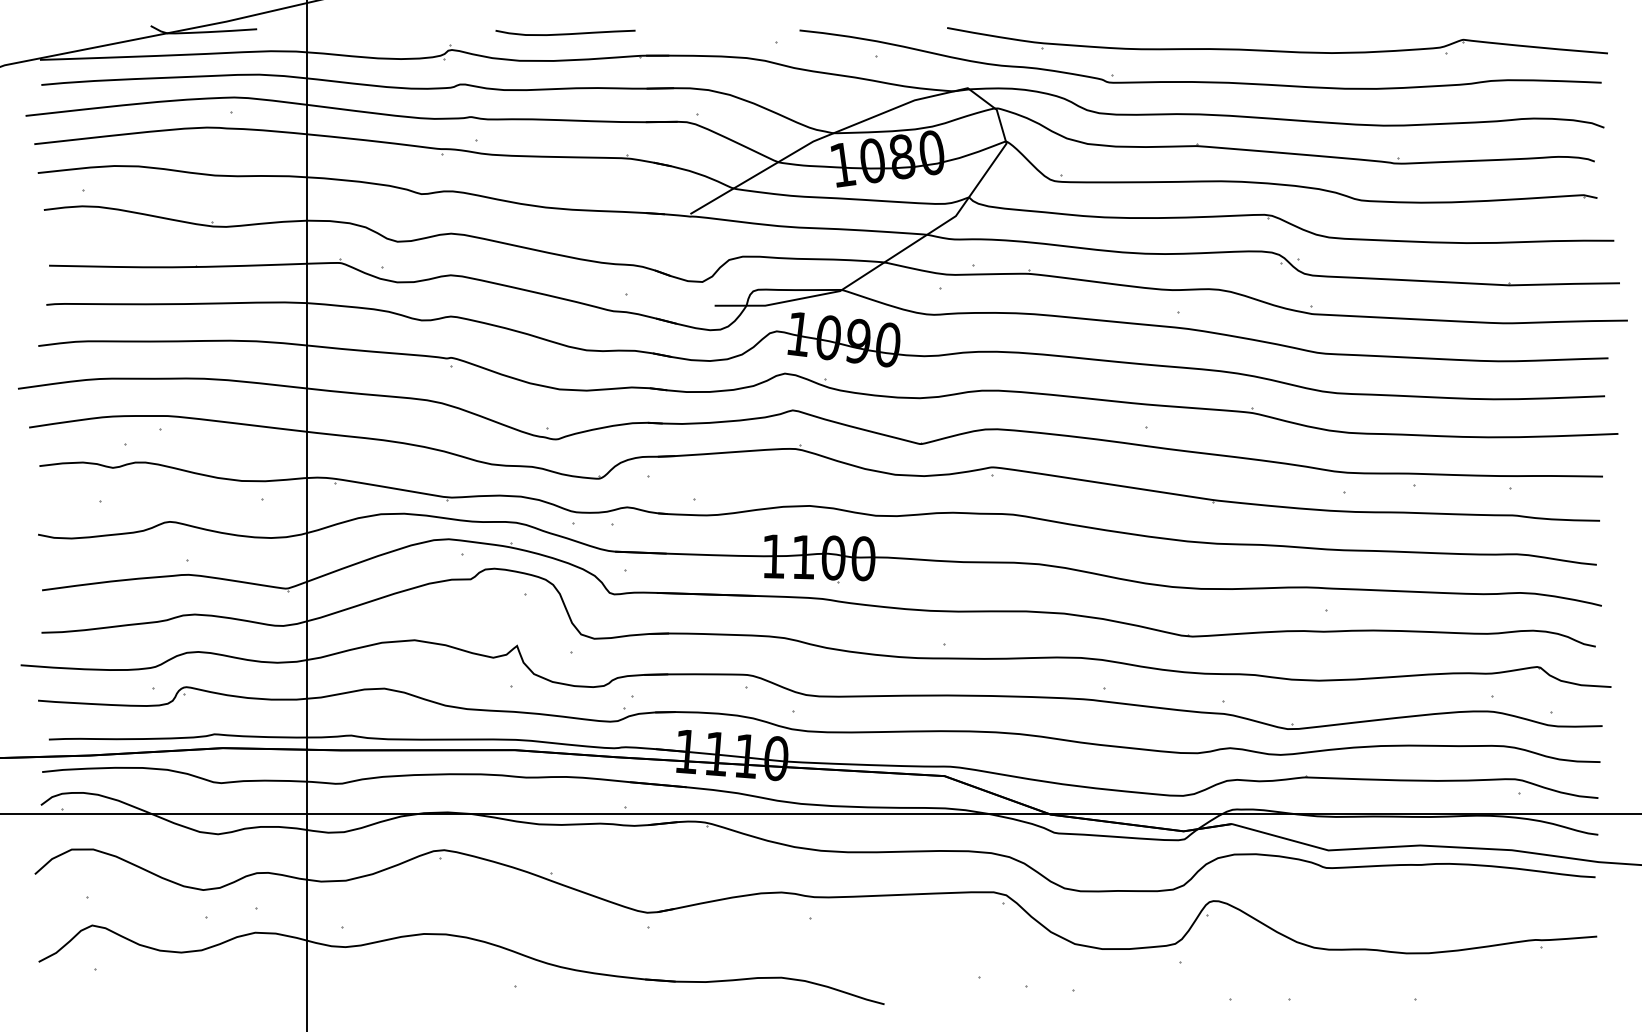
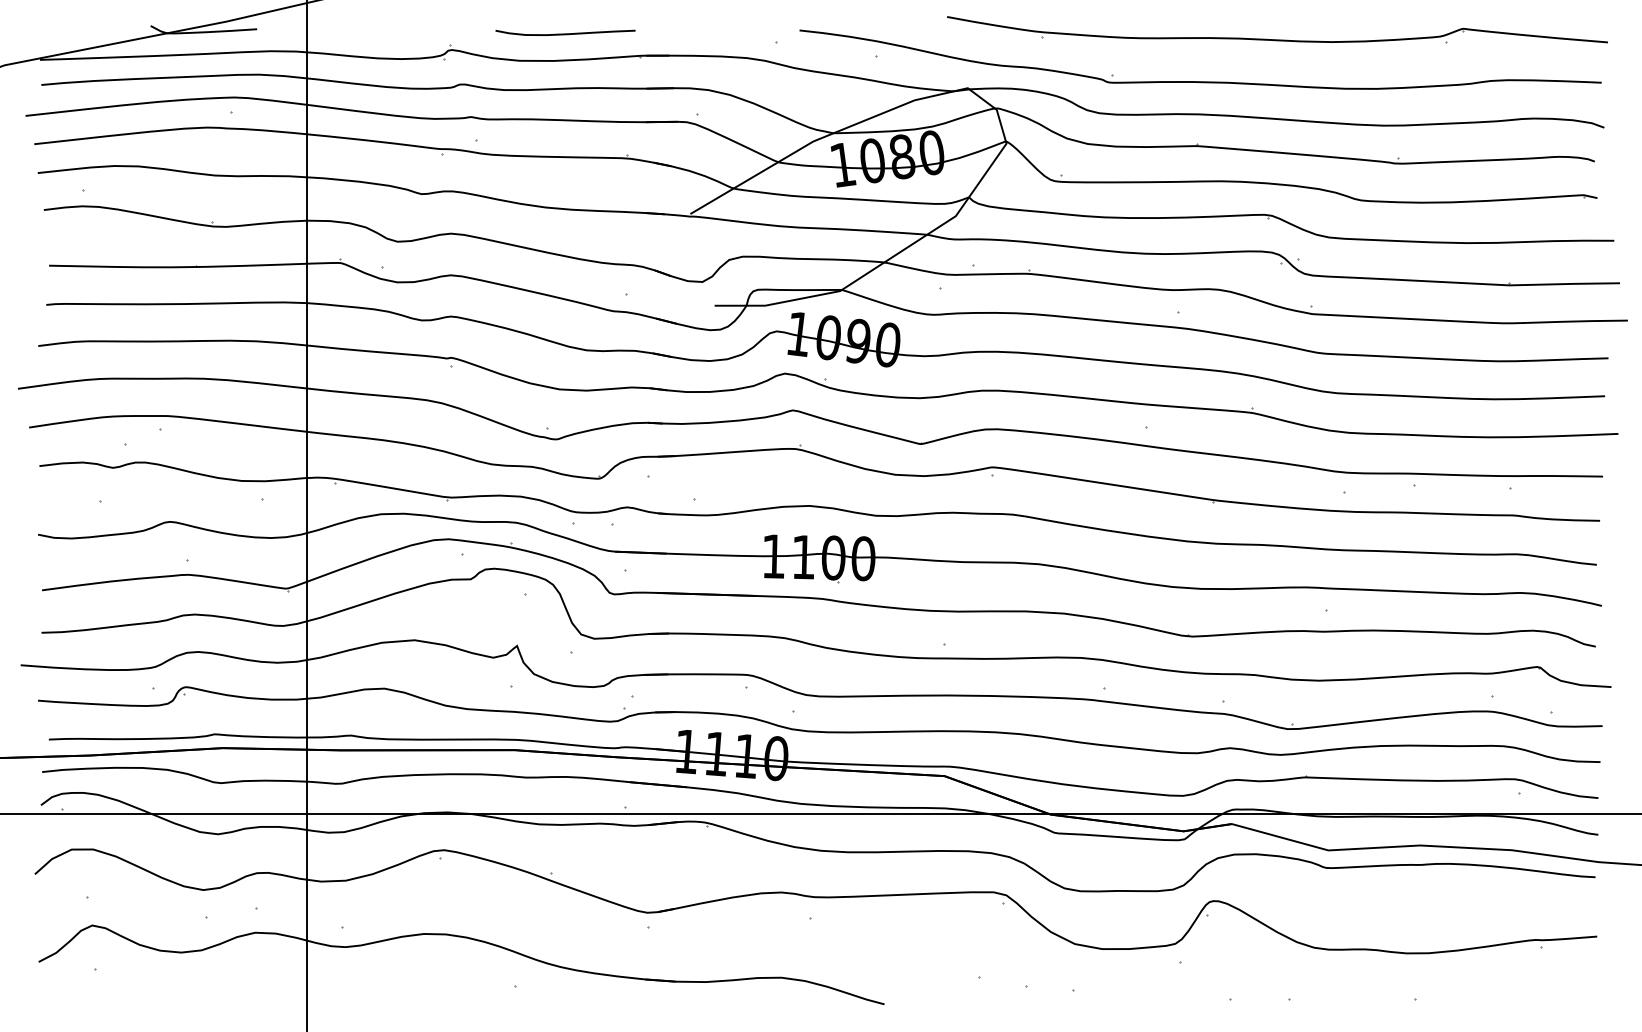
part position: (1277, 50) -> (1277, 39) (1277, 39)
